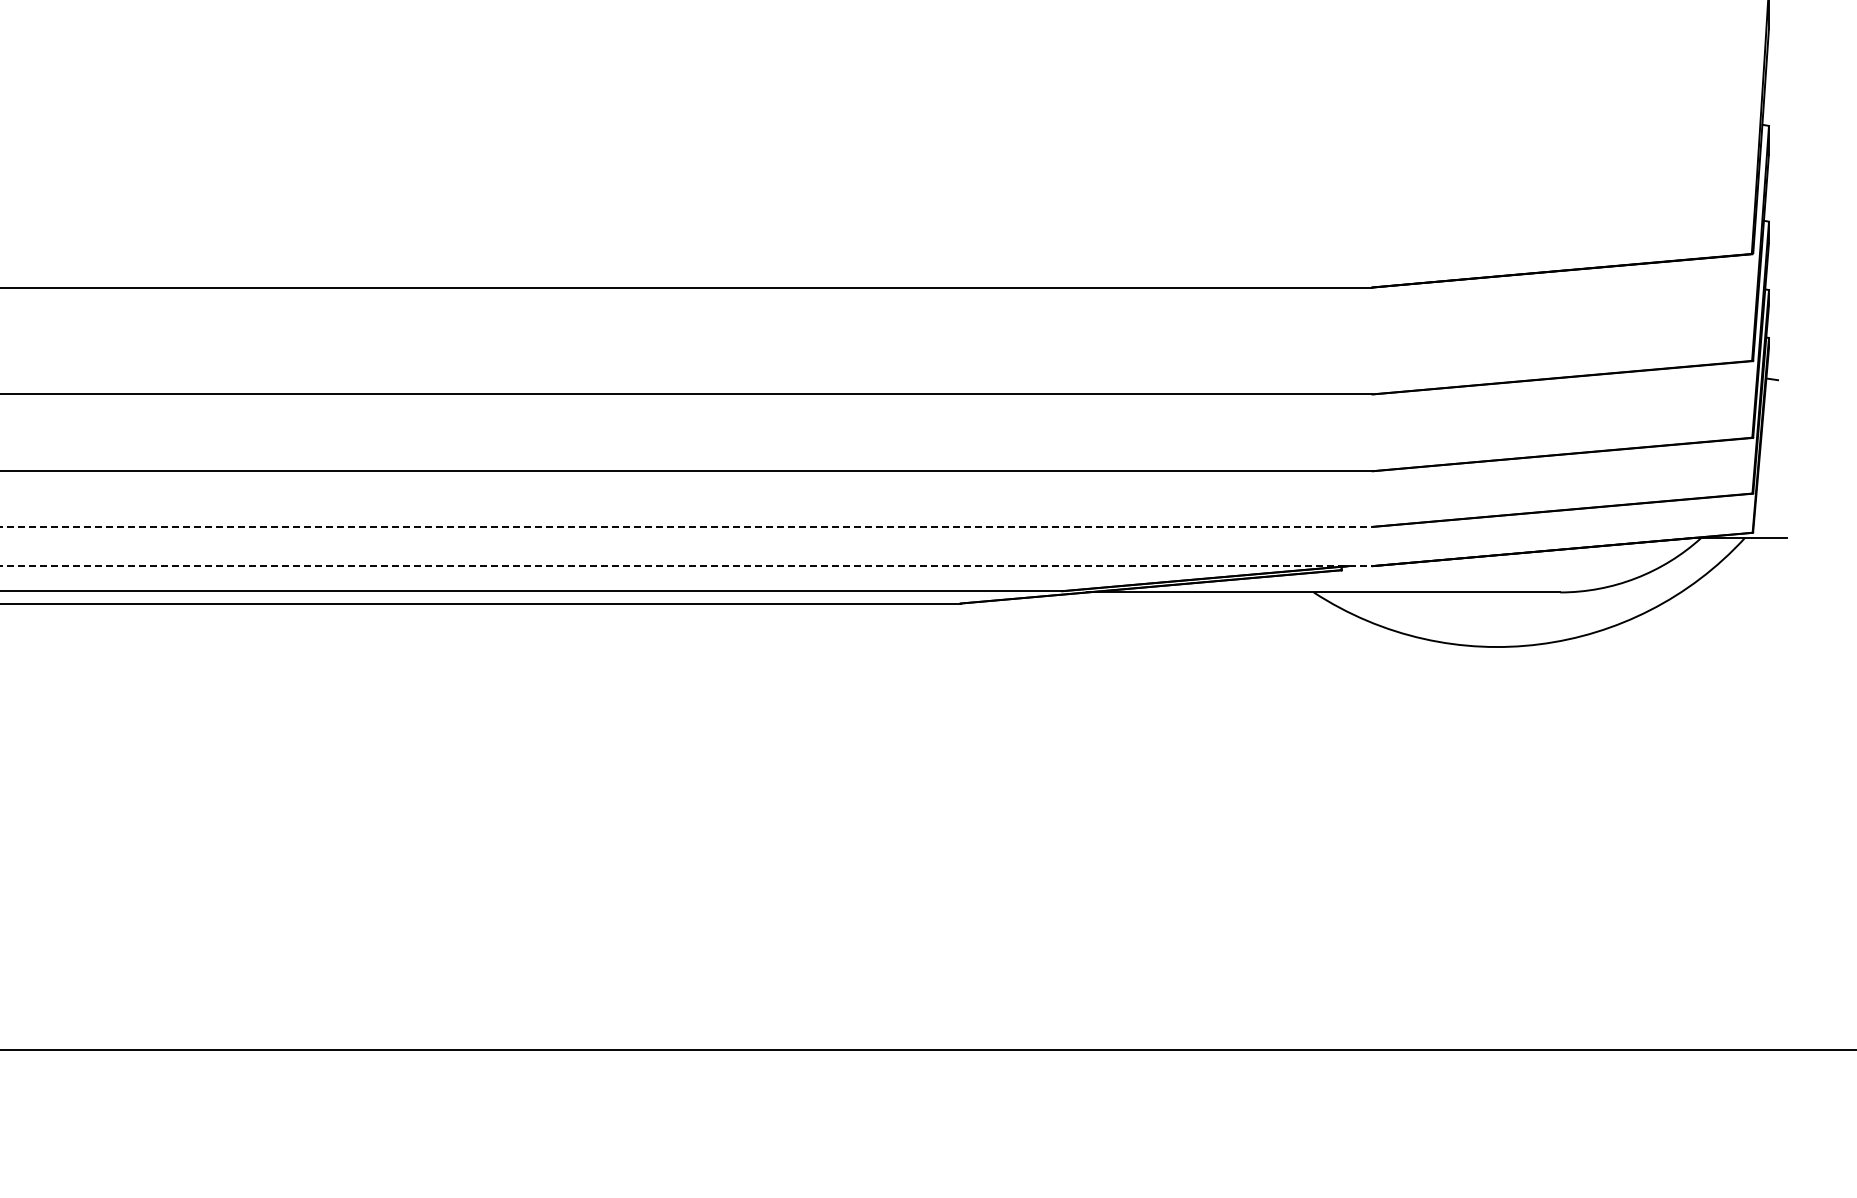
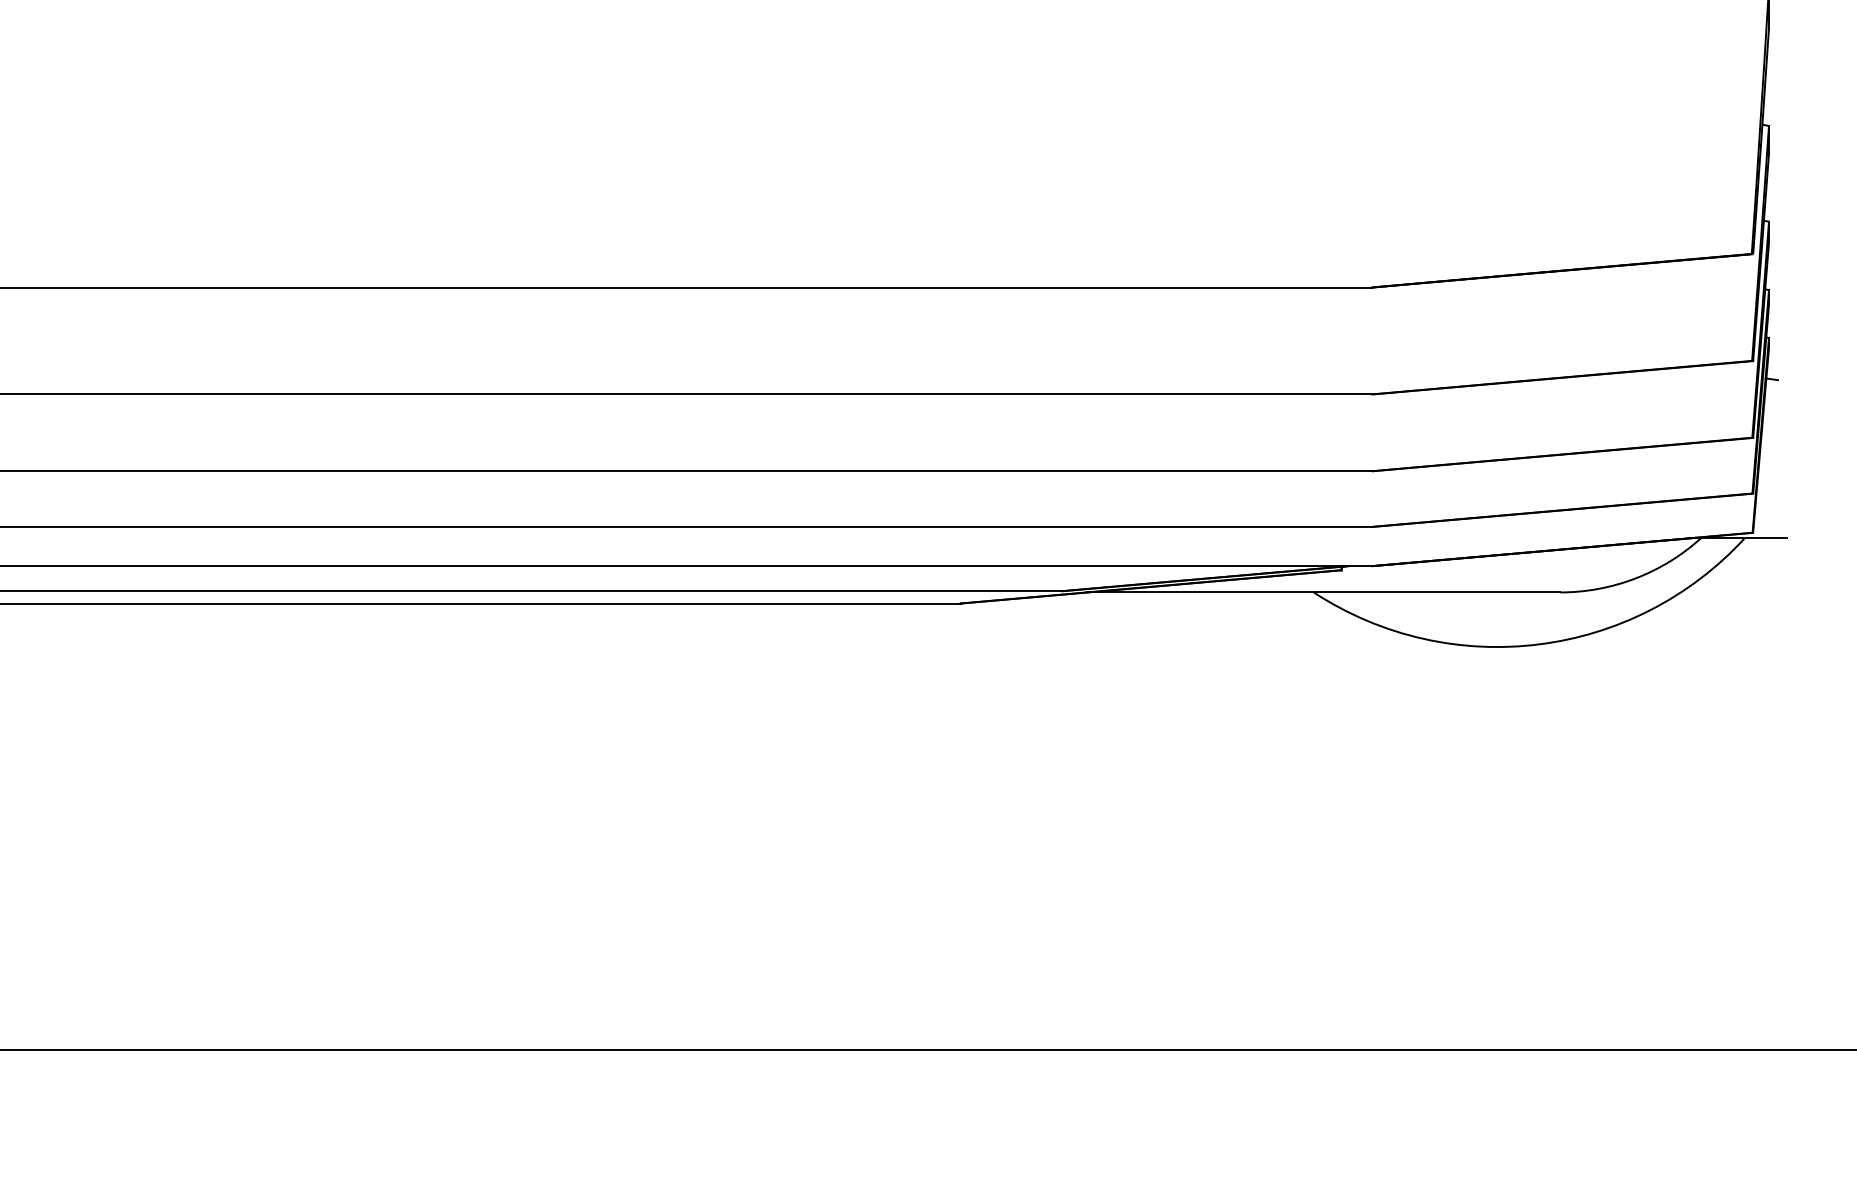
line: dashed -> solid (686, 526)
line: dashed -> solid (686, 566)
